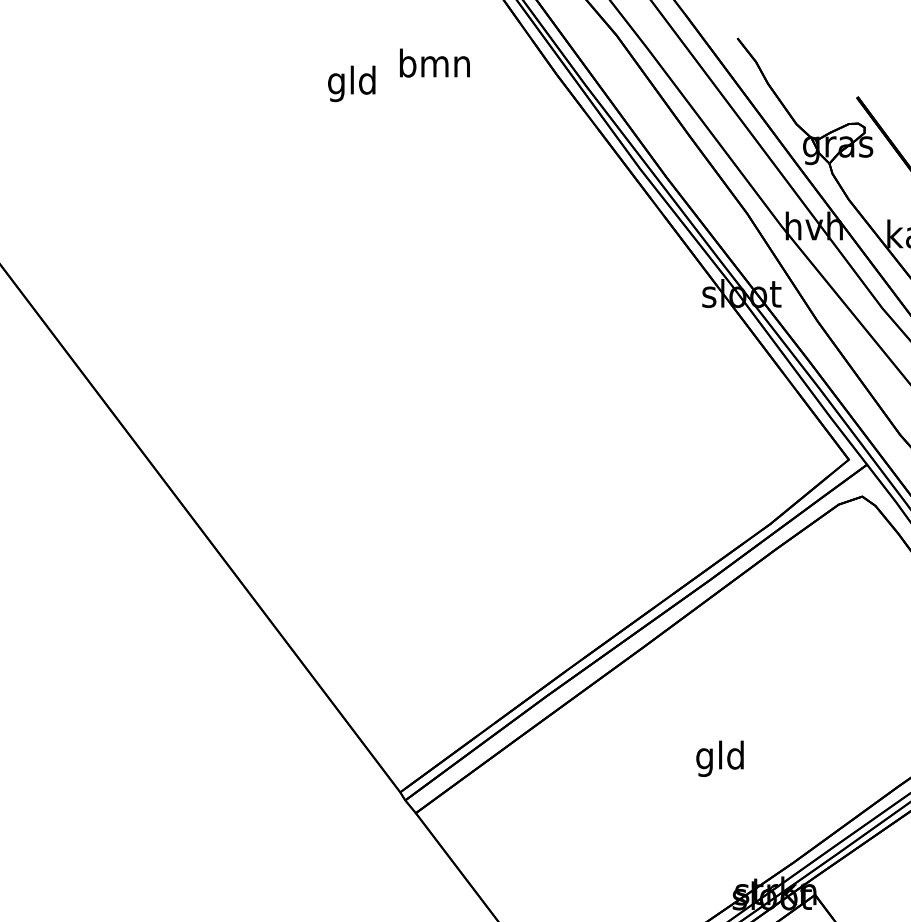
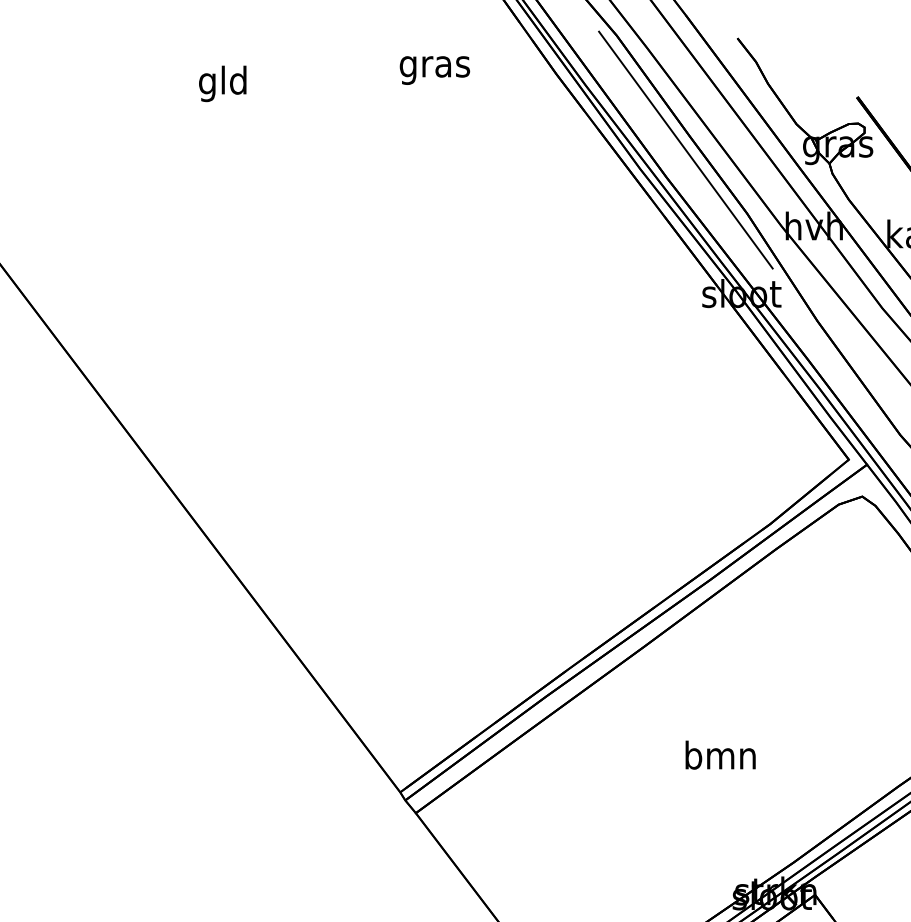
text: bmn -> gras (434, 66)
text position: (351, 83) -> (222, 83) (222, 83)
line: none -> present (685, 149)
text: gld -> bmn (720, 758)
